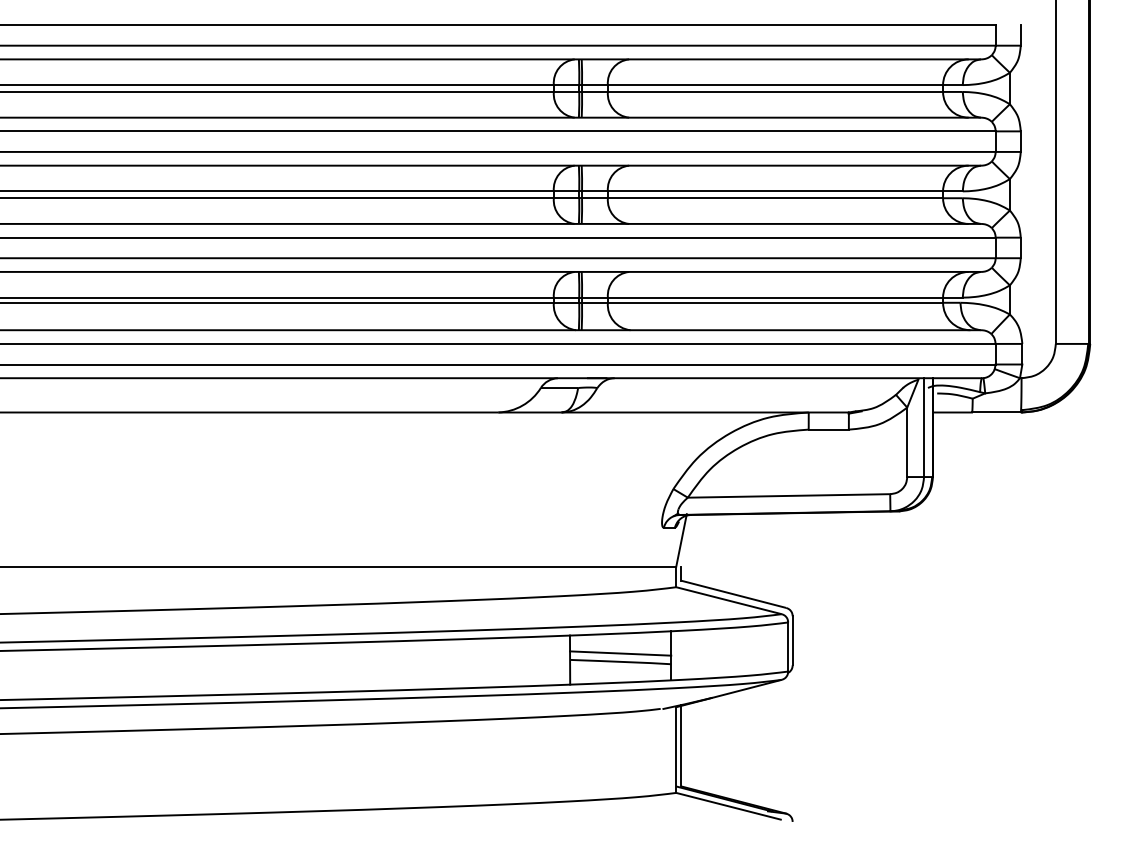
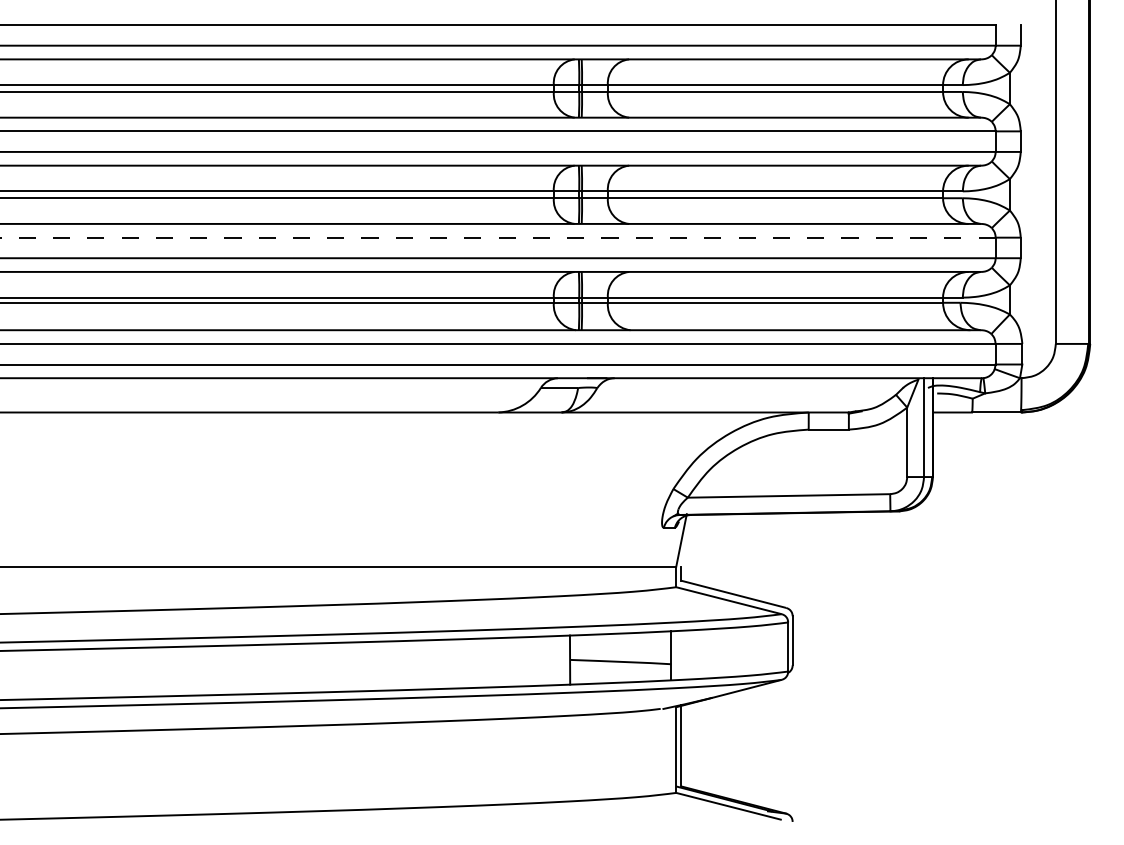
line: solid -> dashed (497, 237)
line: present -> none (620, 653)
